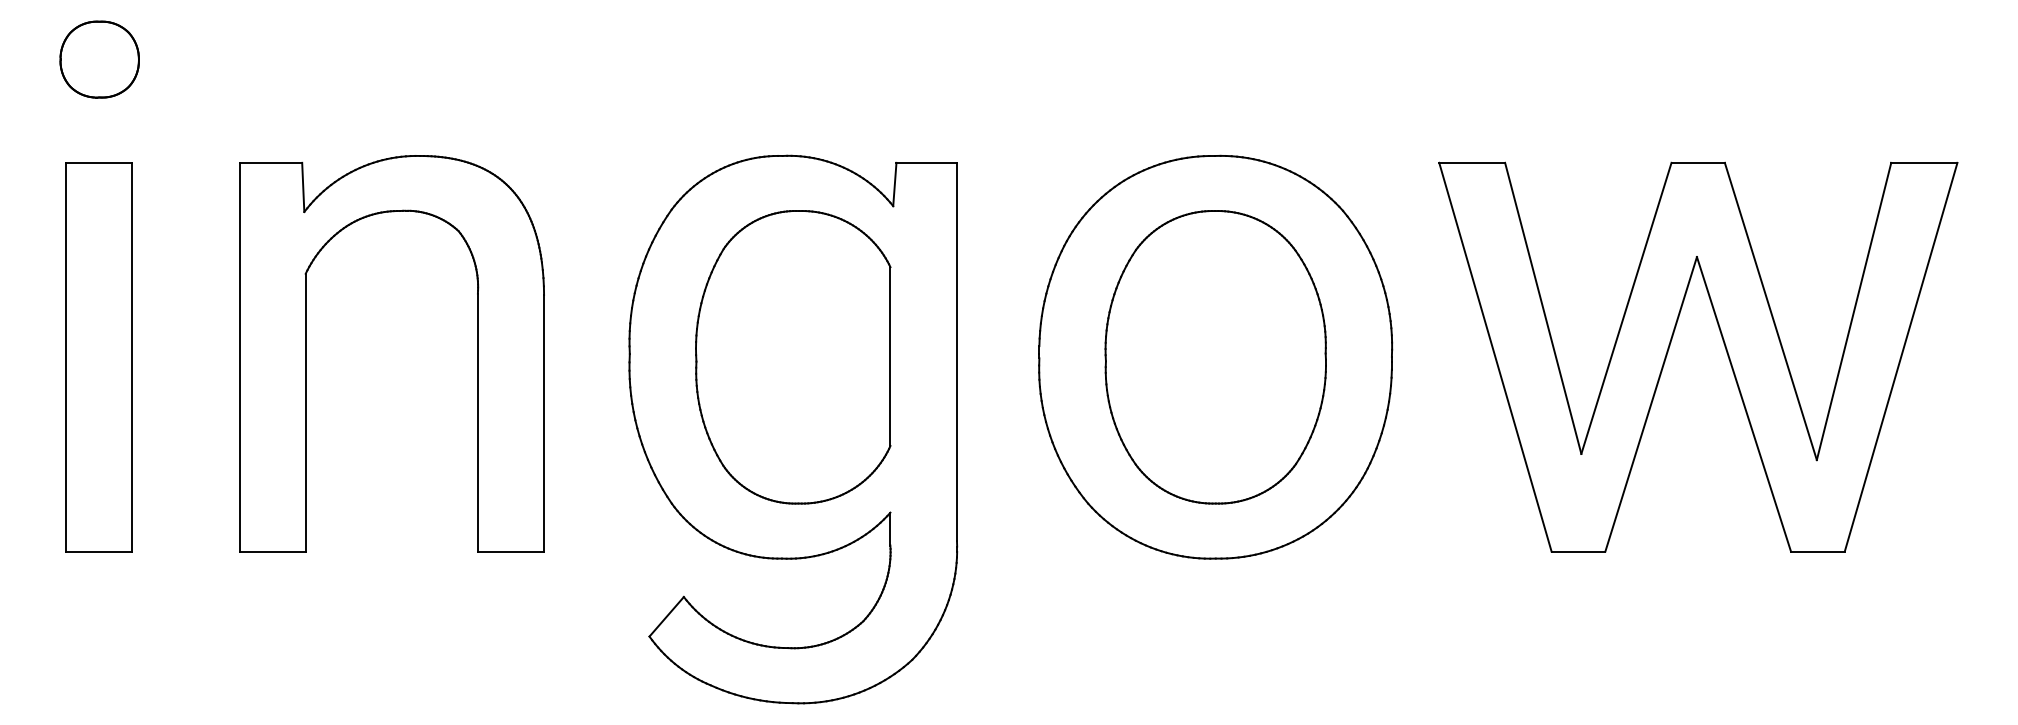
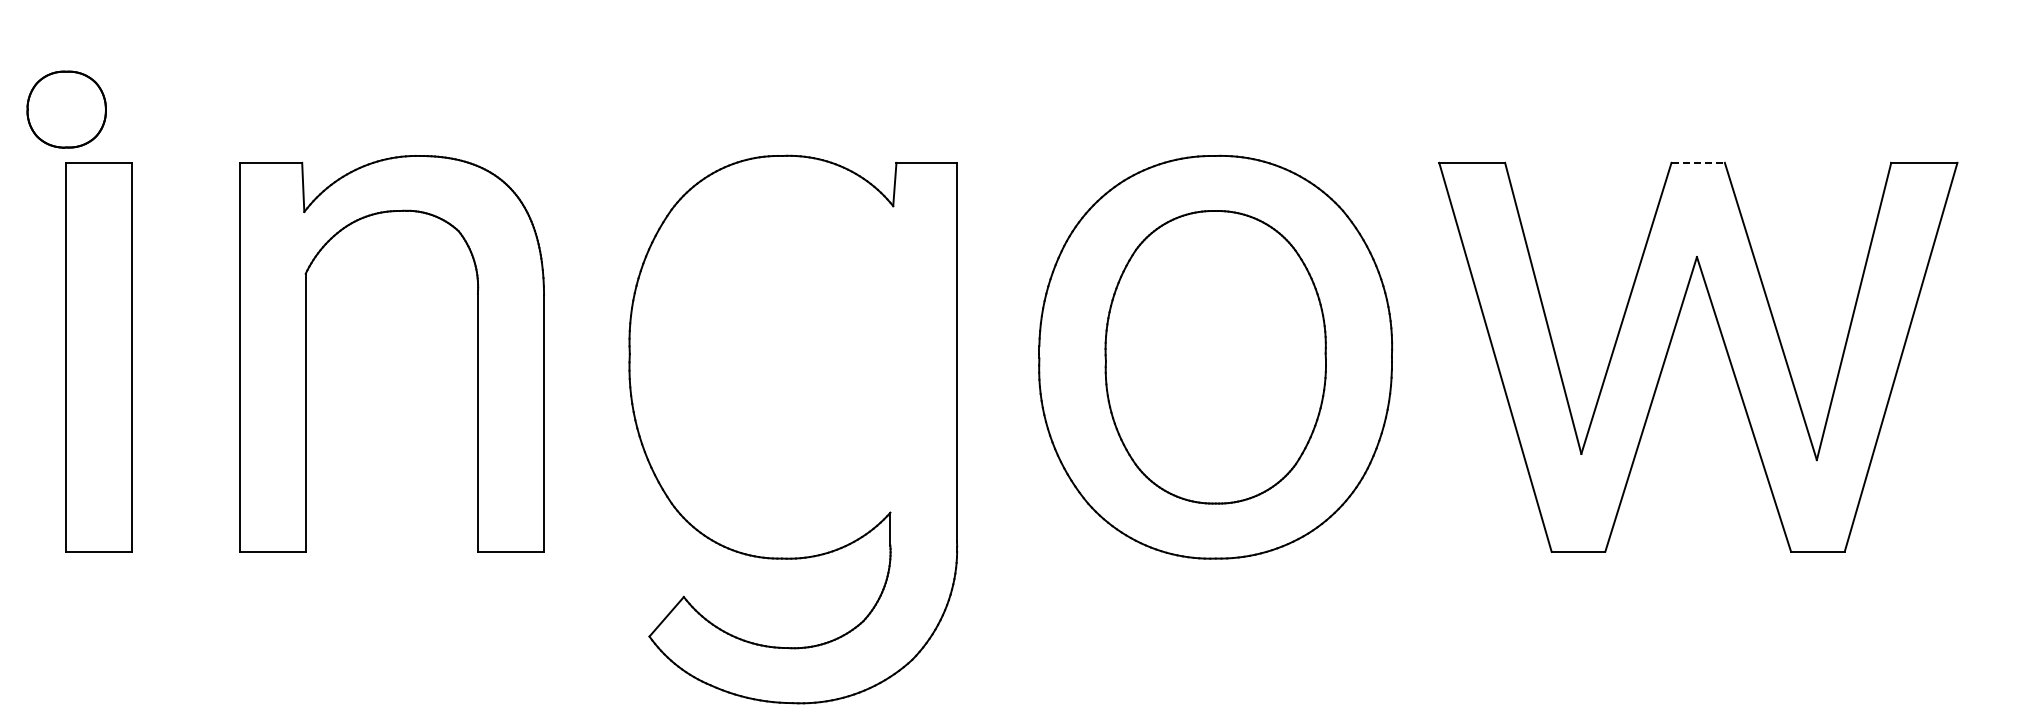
part position: (99, 59) -> (66, 109) (66, 109)
line: solid -> dashed (1698, 162)
part: present -> none (793, 357)
